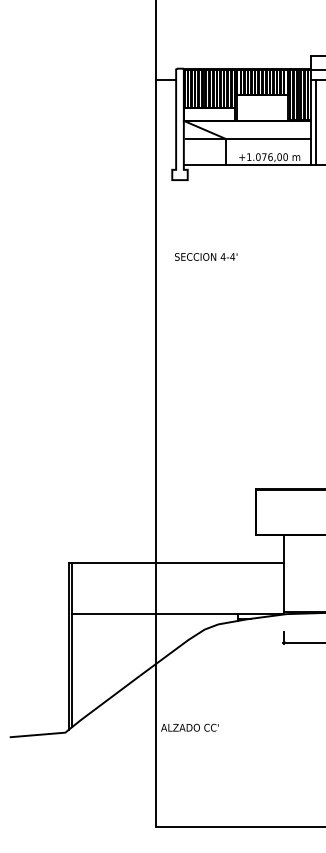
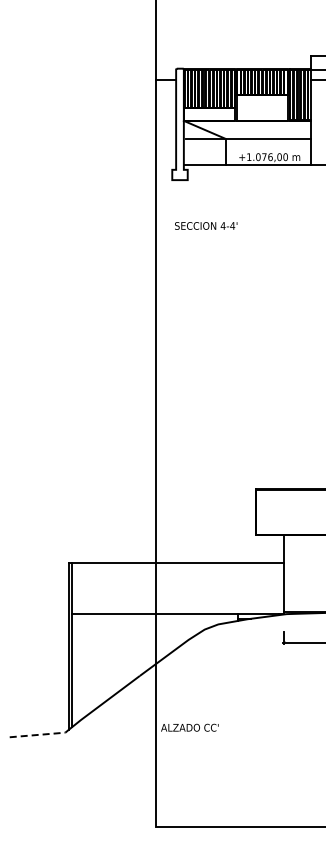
line: present -> none (315, 121)
text position: (206, 256) -> (206, 225) (206, 225)
line: solid -> dashed (40, 734)
